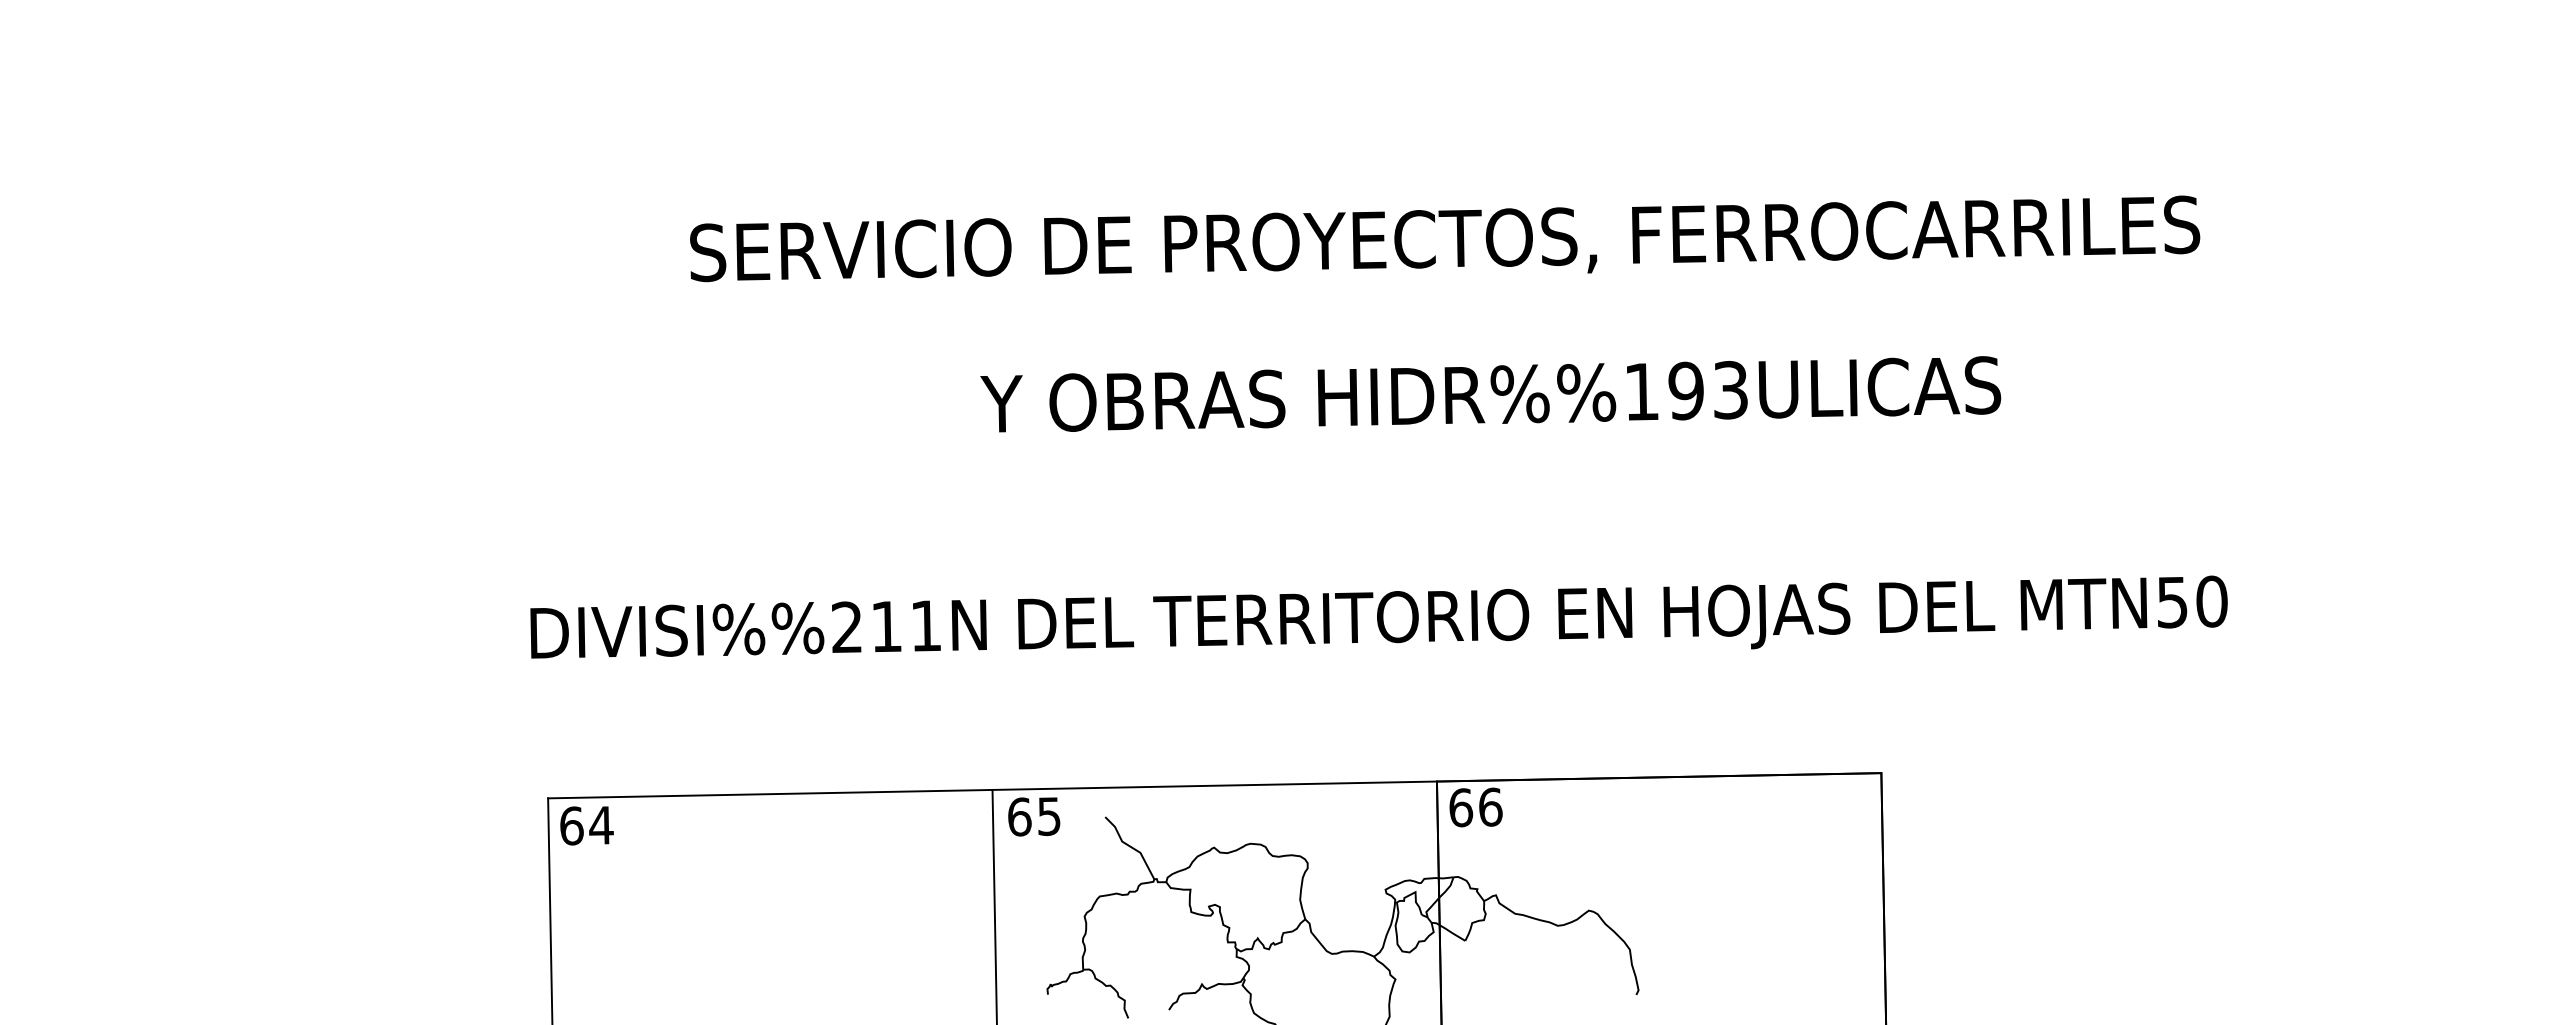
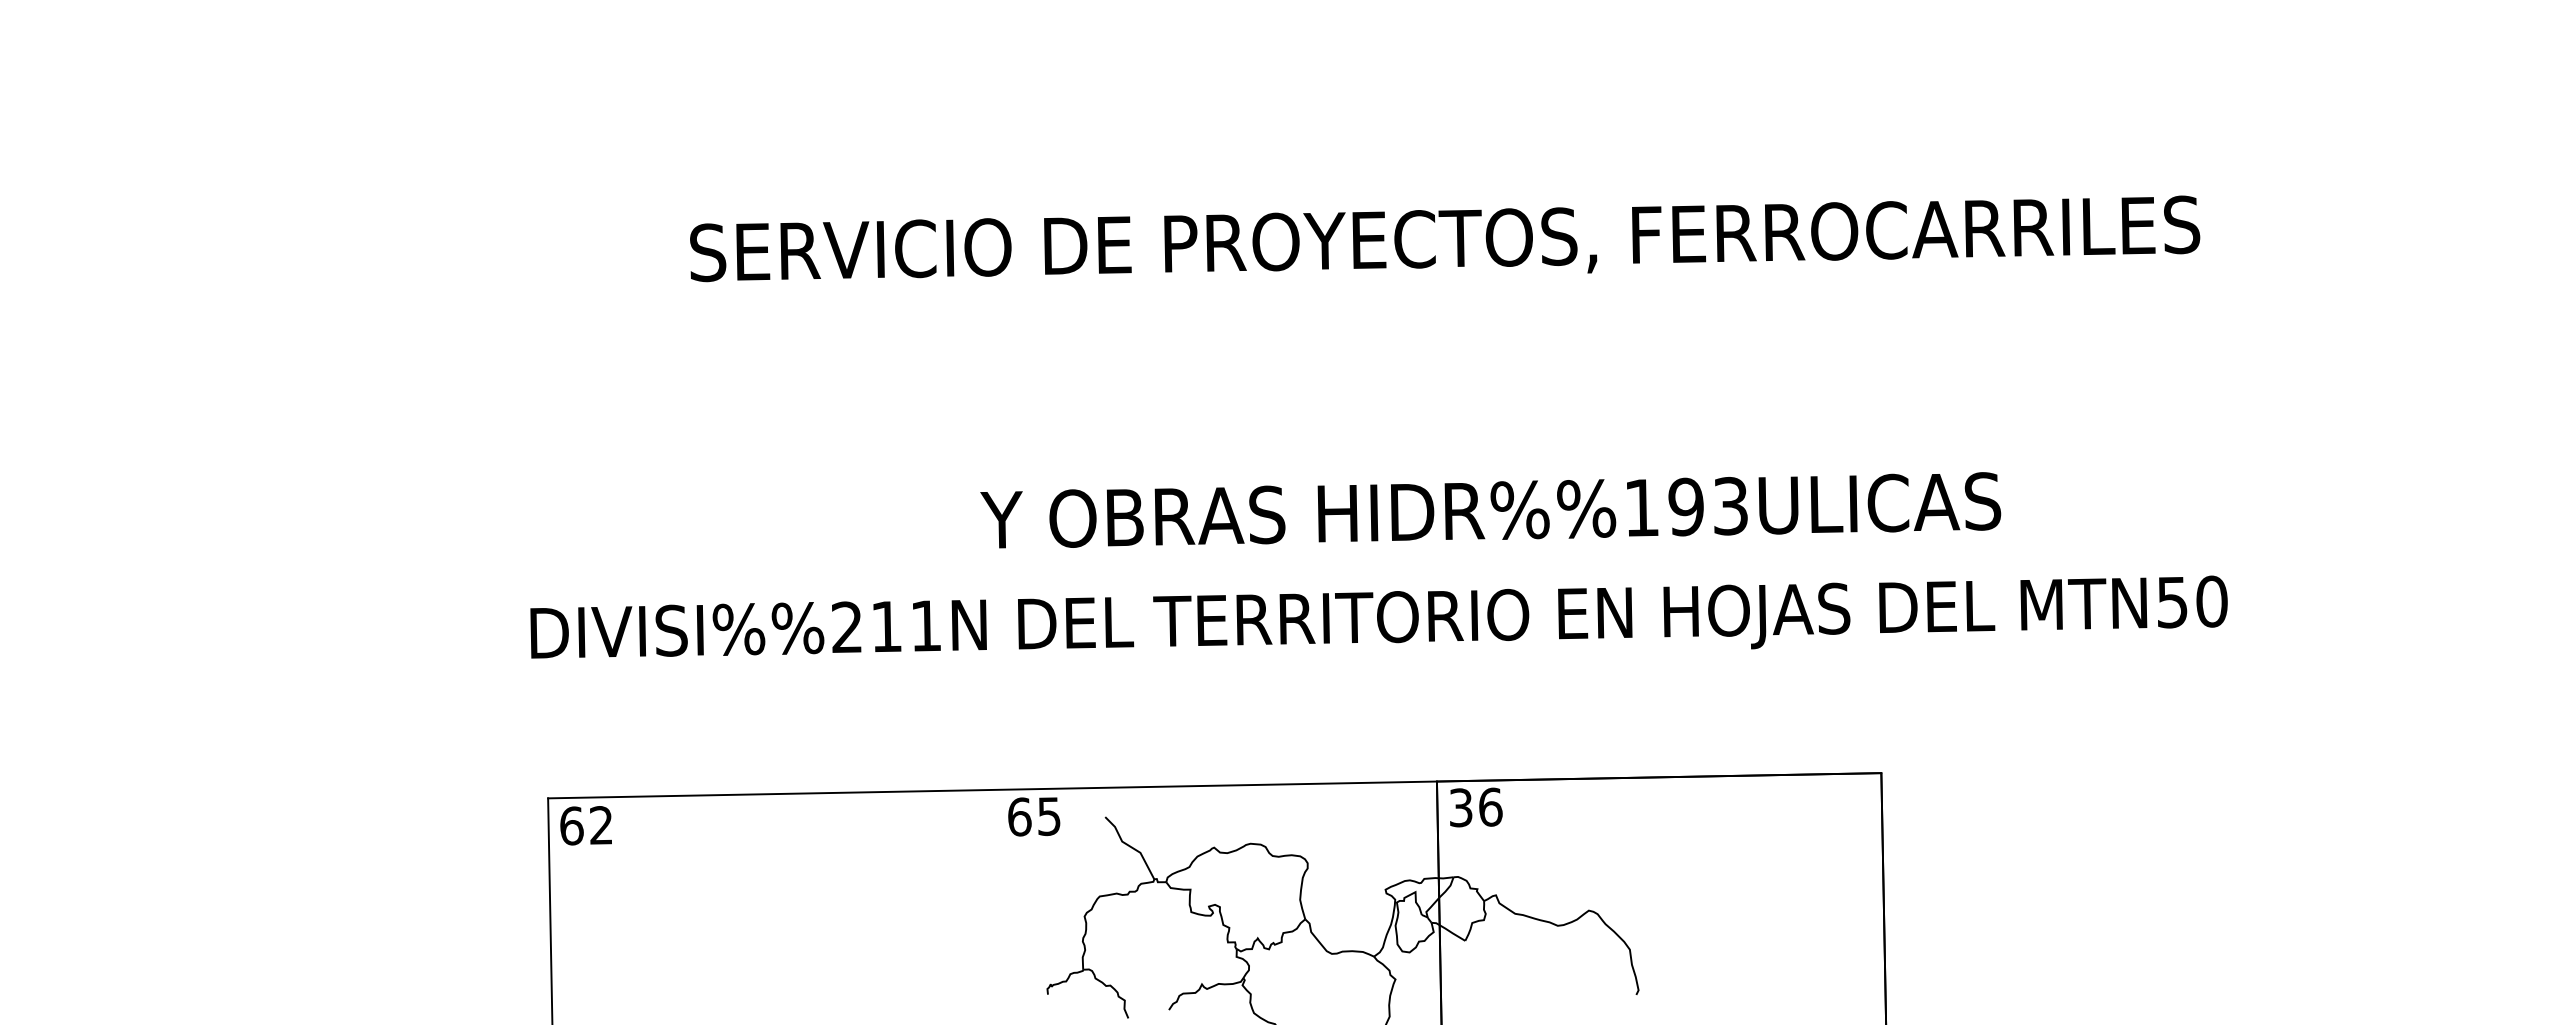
text position: (1490, 394) -> (1490, 510) (1490, 510)
text: 66 -> 36 (1461, 807)
text: 64 -> 62 (601, 825)
line: present -> none (994, 905)
